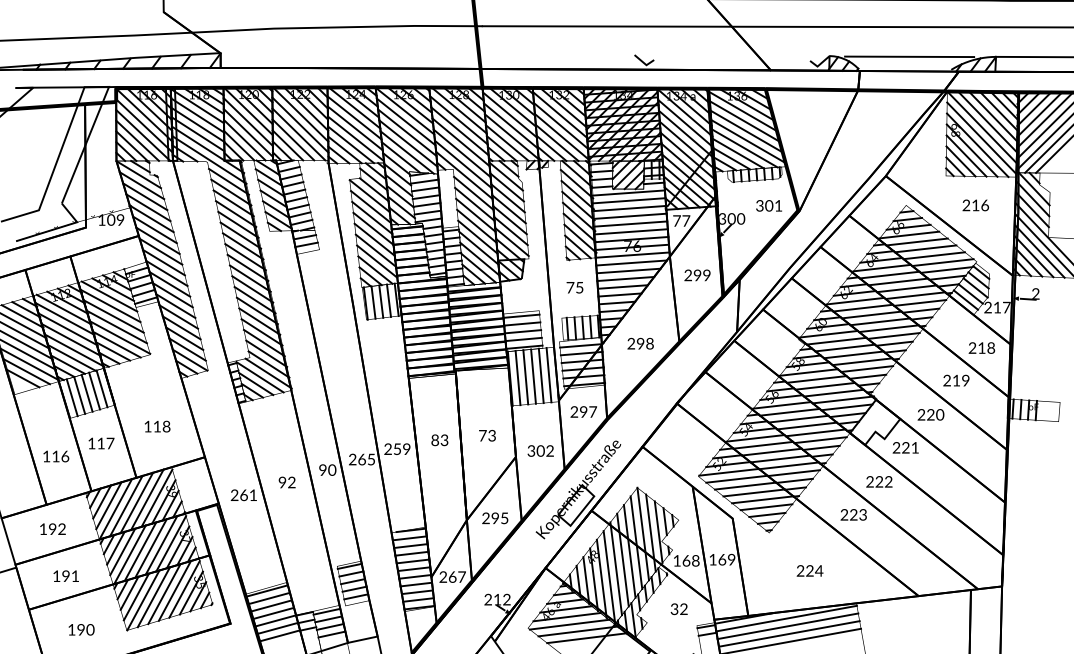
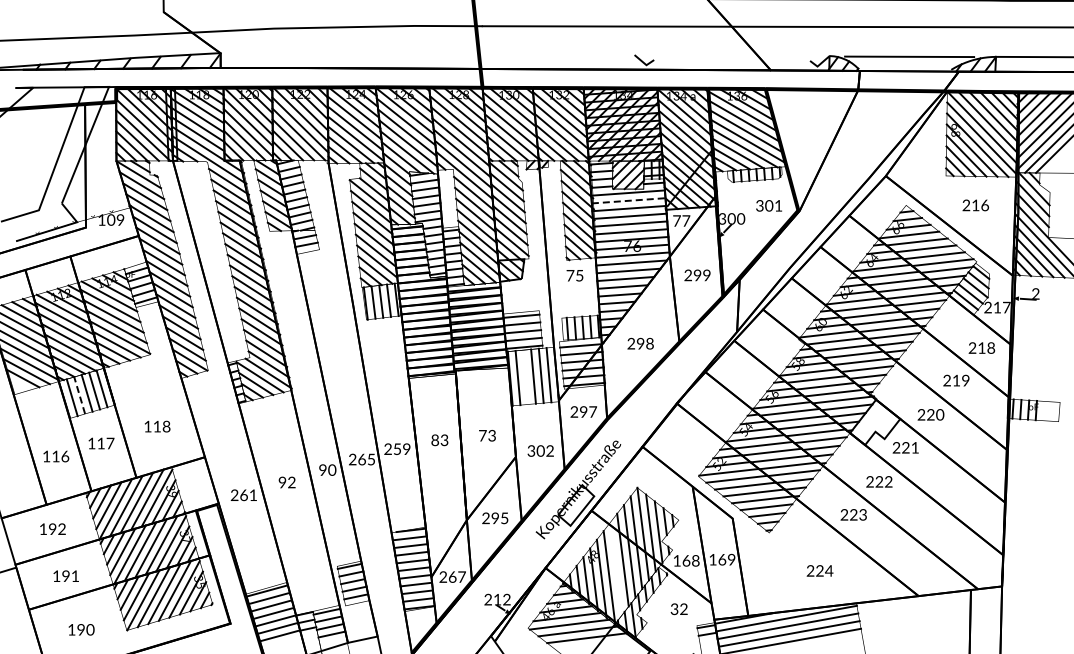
line: solid -> dashed (628, 200)
text position: (574, 287) -> (574, 275) (574, 275)
line: present -> none (525, 377)
line: solid -> dashed (79, 395)
line: present -> none (616, 568)
text position: (809, 570) -> (819, 570) (819, 570)
